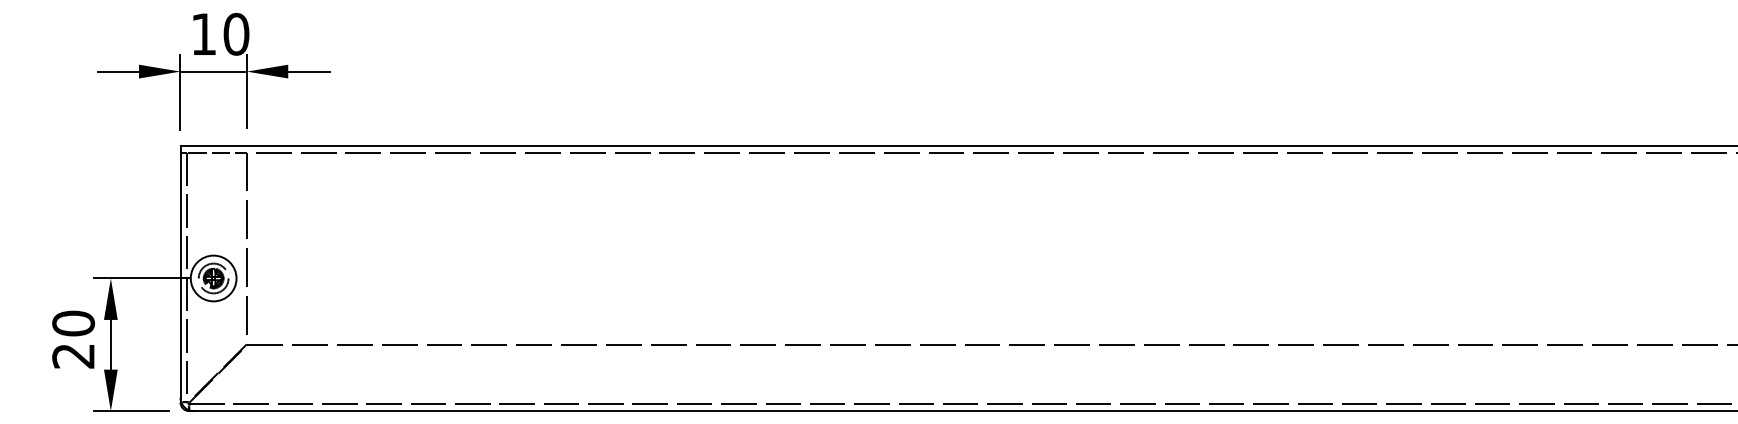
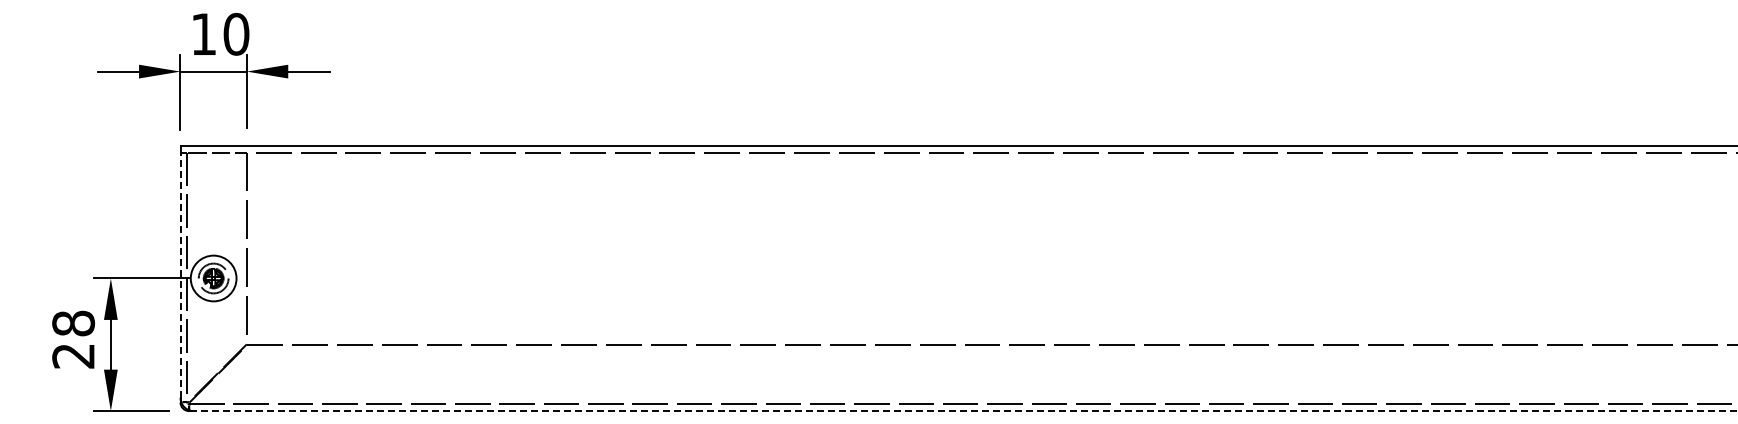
line: solid -> dashed (180, 276)
text: 20 -> 28 (73, 323)
line: solid -> dashed (965, 411)
